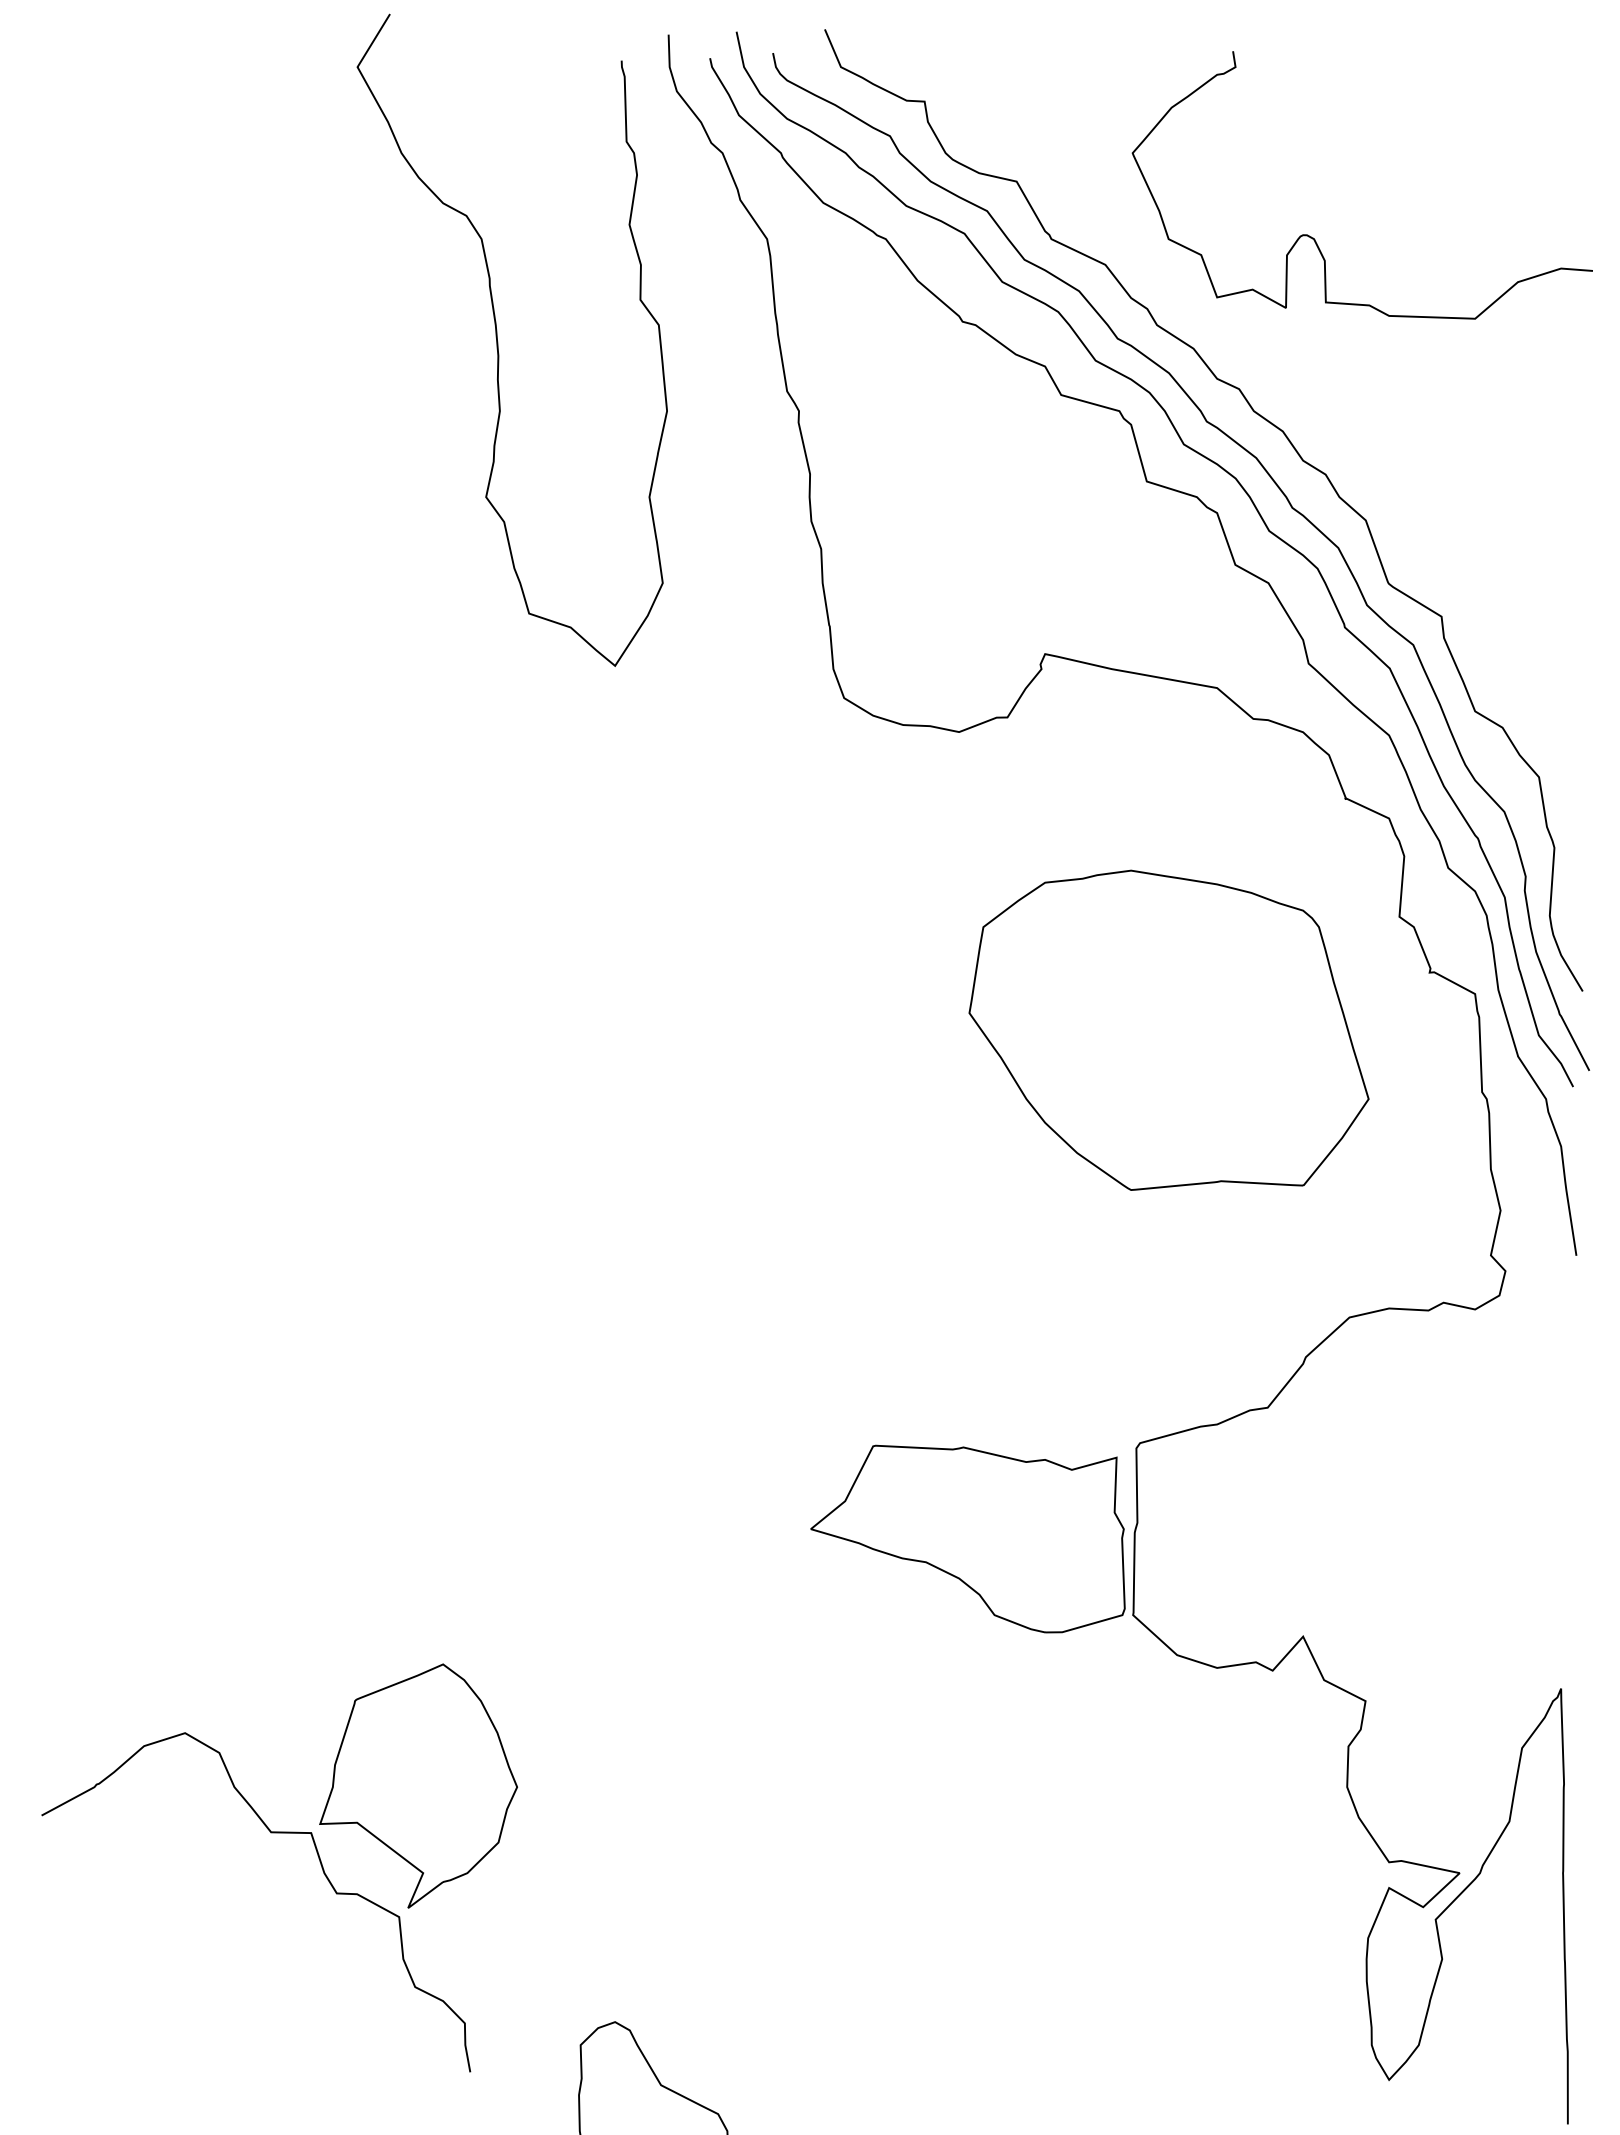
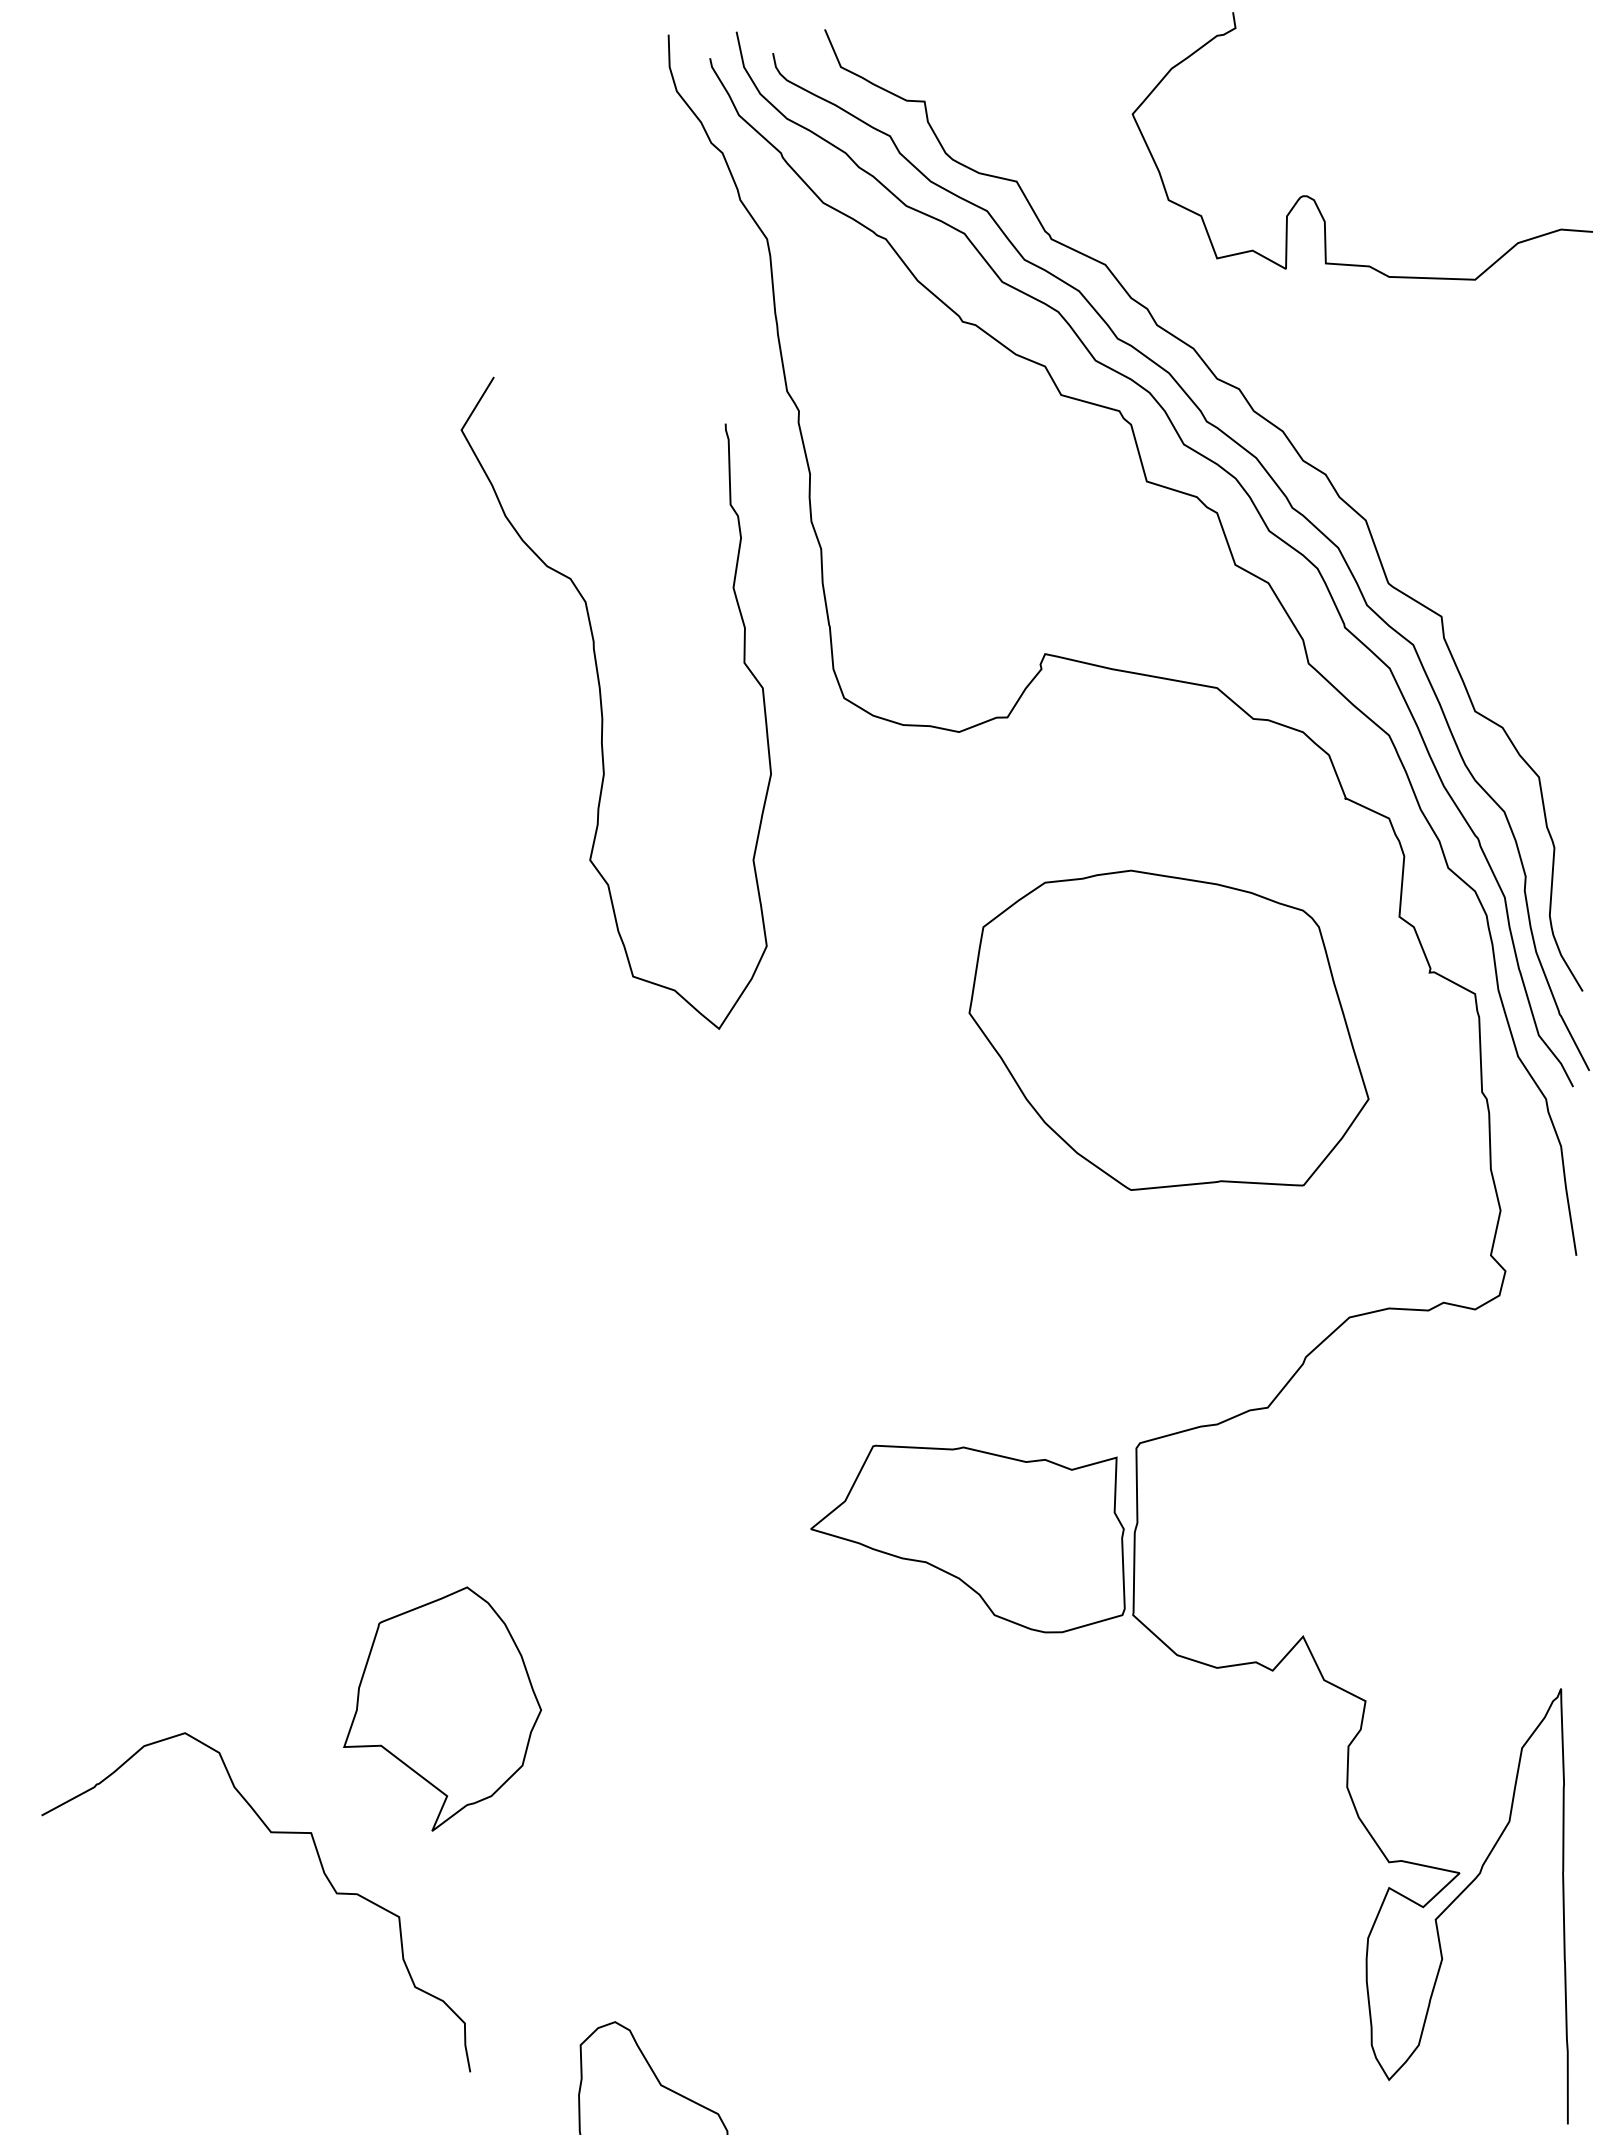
curve position: (1313, 237) -> (1313, 198) (1313, 198)
curve position: (498, 341) -> (602, 704) (602, 704)
part position: (418, 1785) -> (442, 1708) (442, 1708)
